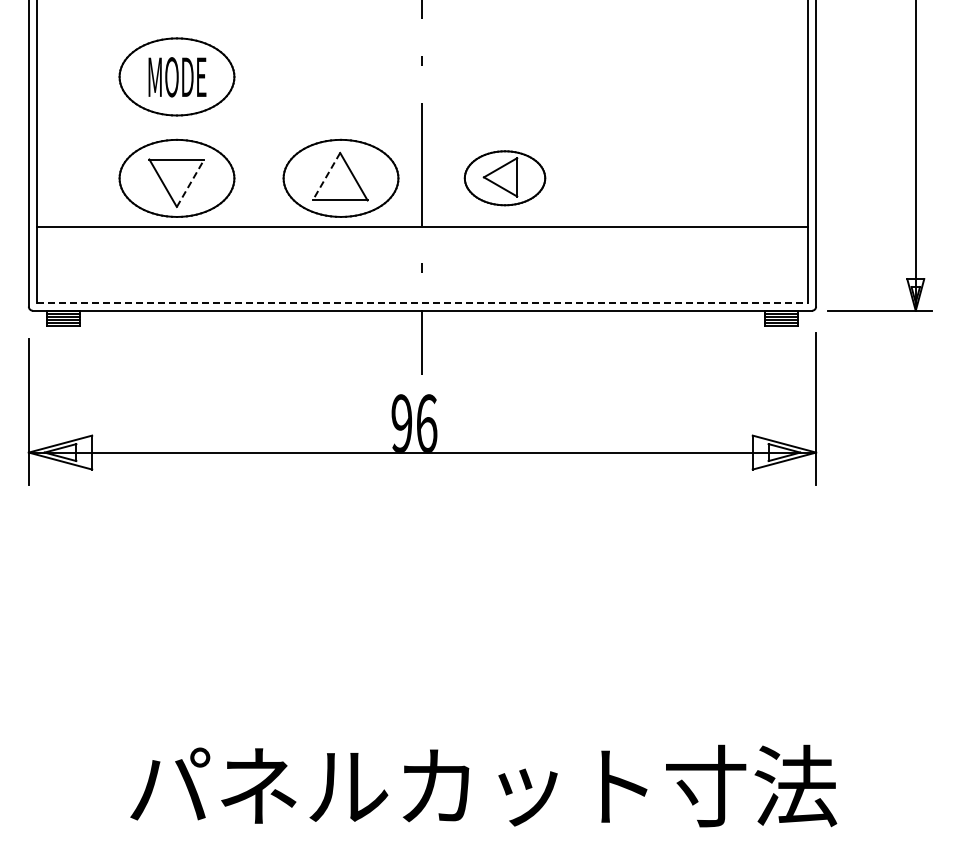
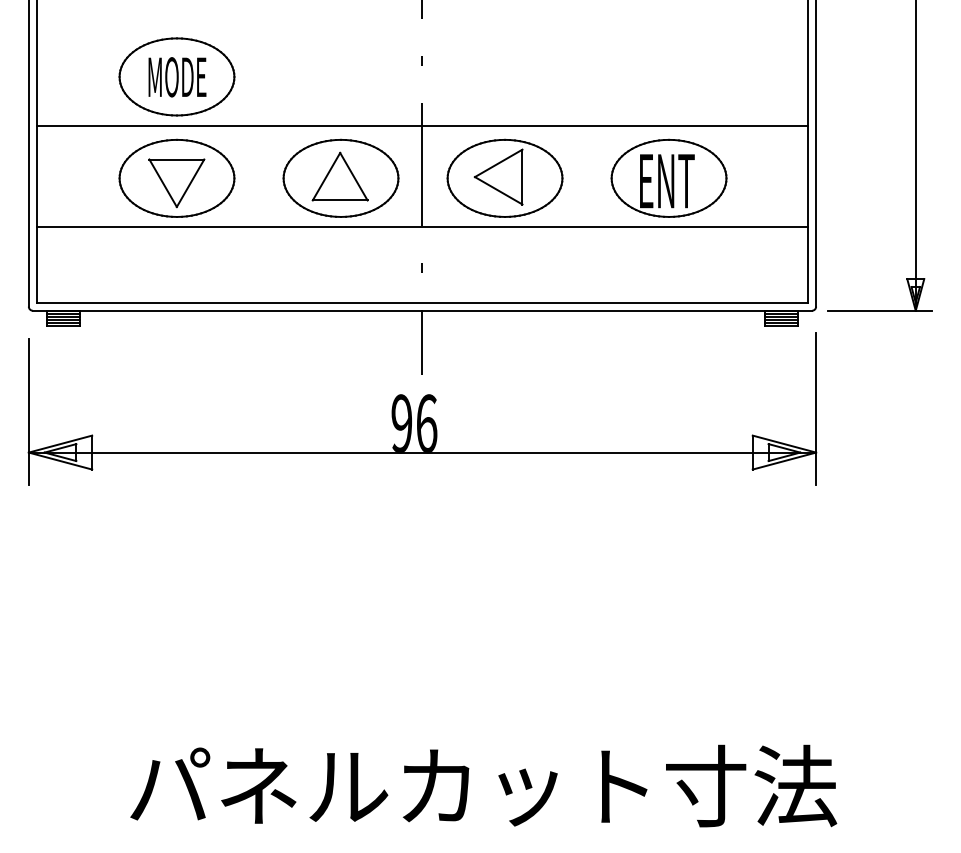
line: none -> present (422, 125)
line: dashed -> solid (326, 177)
part: none -> present (668, 177)
part size: 84x57 px -> 118x80 px (504, 177)
line: dashed -> solid (190, 182)
line: dashed -> solid (422, 302)
